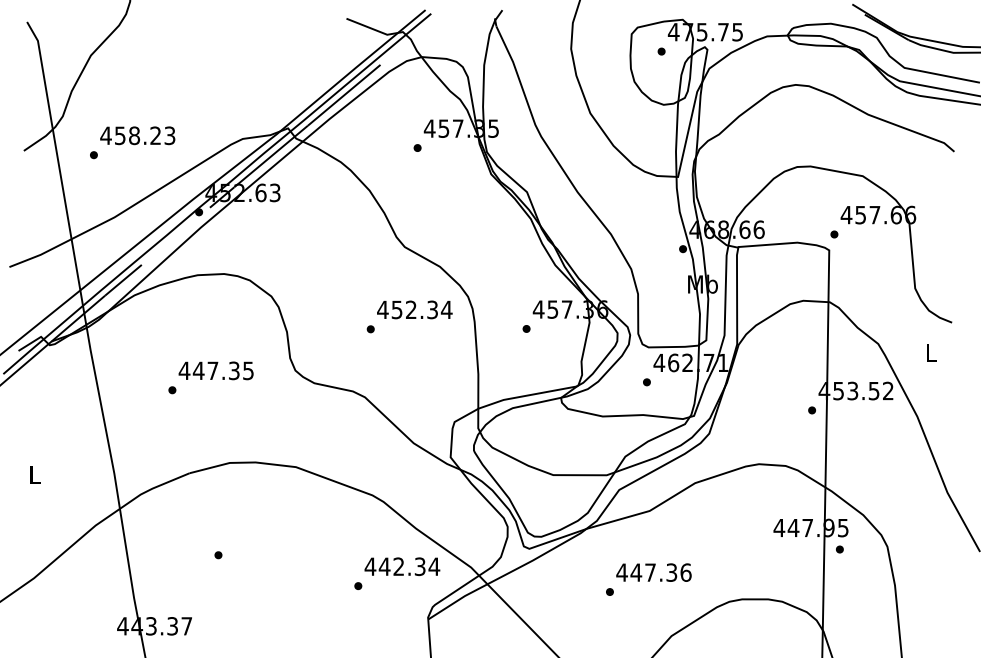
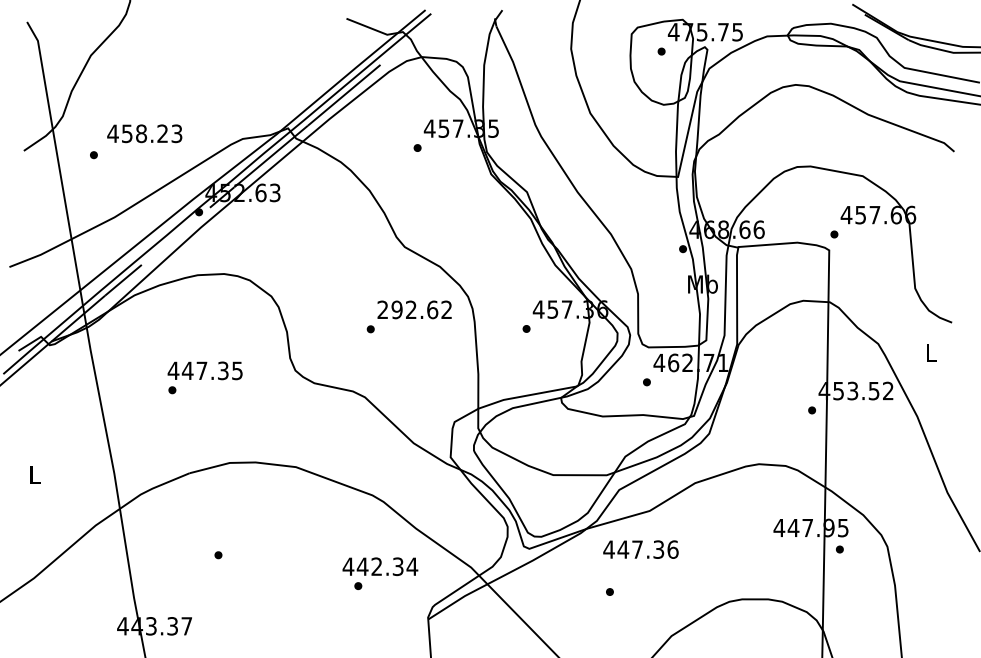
text position: (137, 135) -> (144, 133) (144, 133)
text: 452.34 -> 292.62 (414, 309)
text position: (215, 370) -> (204, 370) (204, 370)
text position: (402, 566) -> (380, 566) (380, 566)
text position: (653, 572) -> (640, 549) (640, 549)
